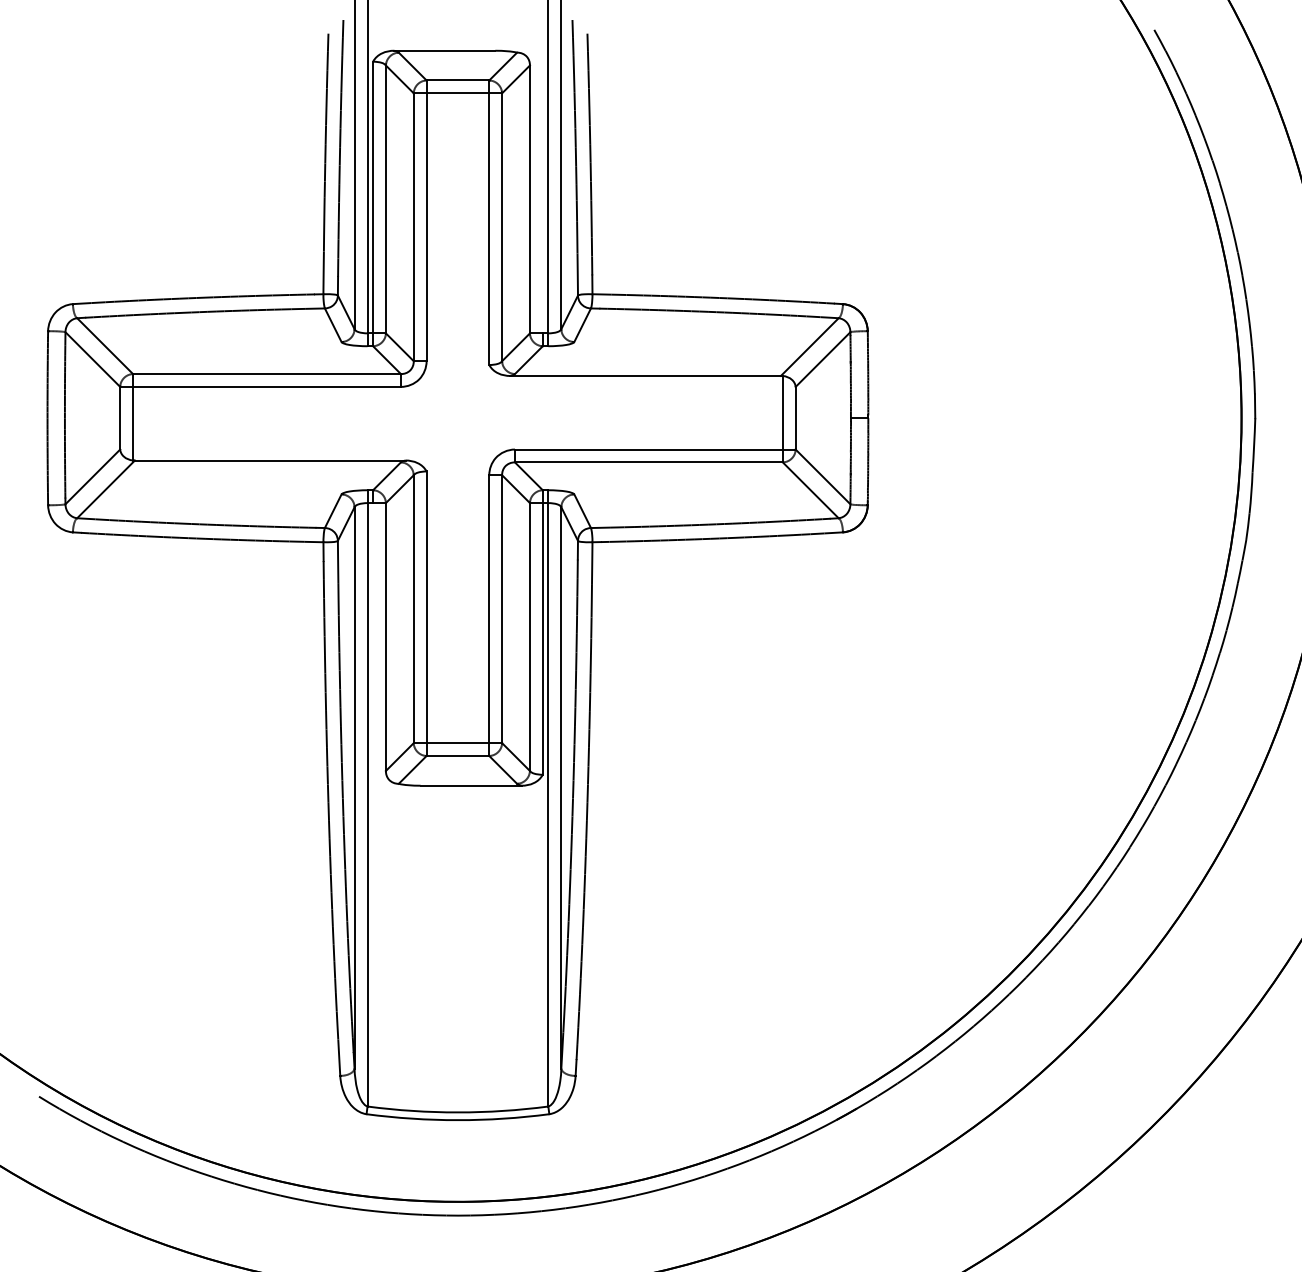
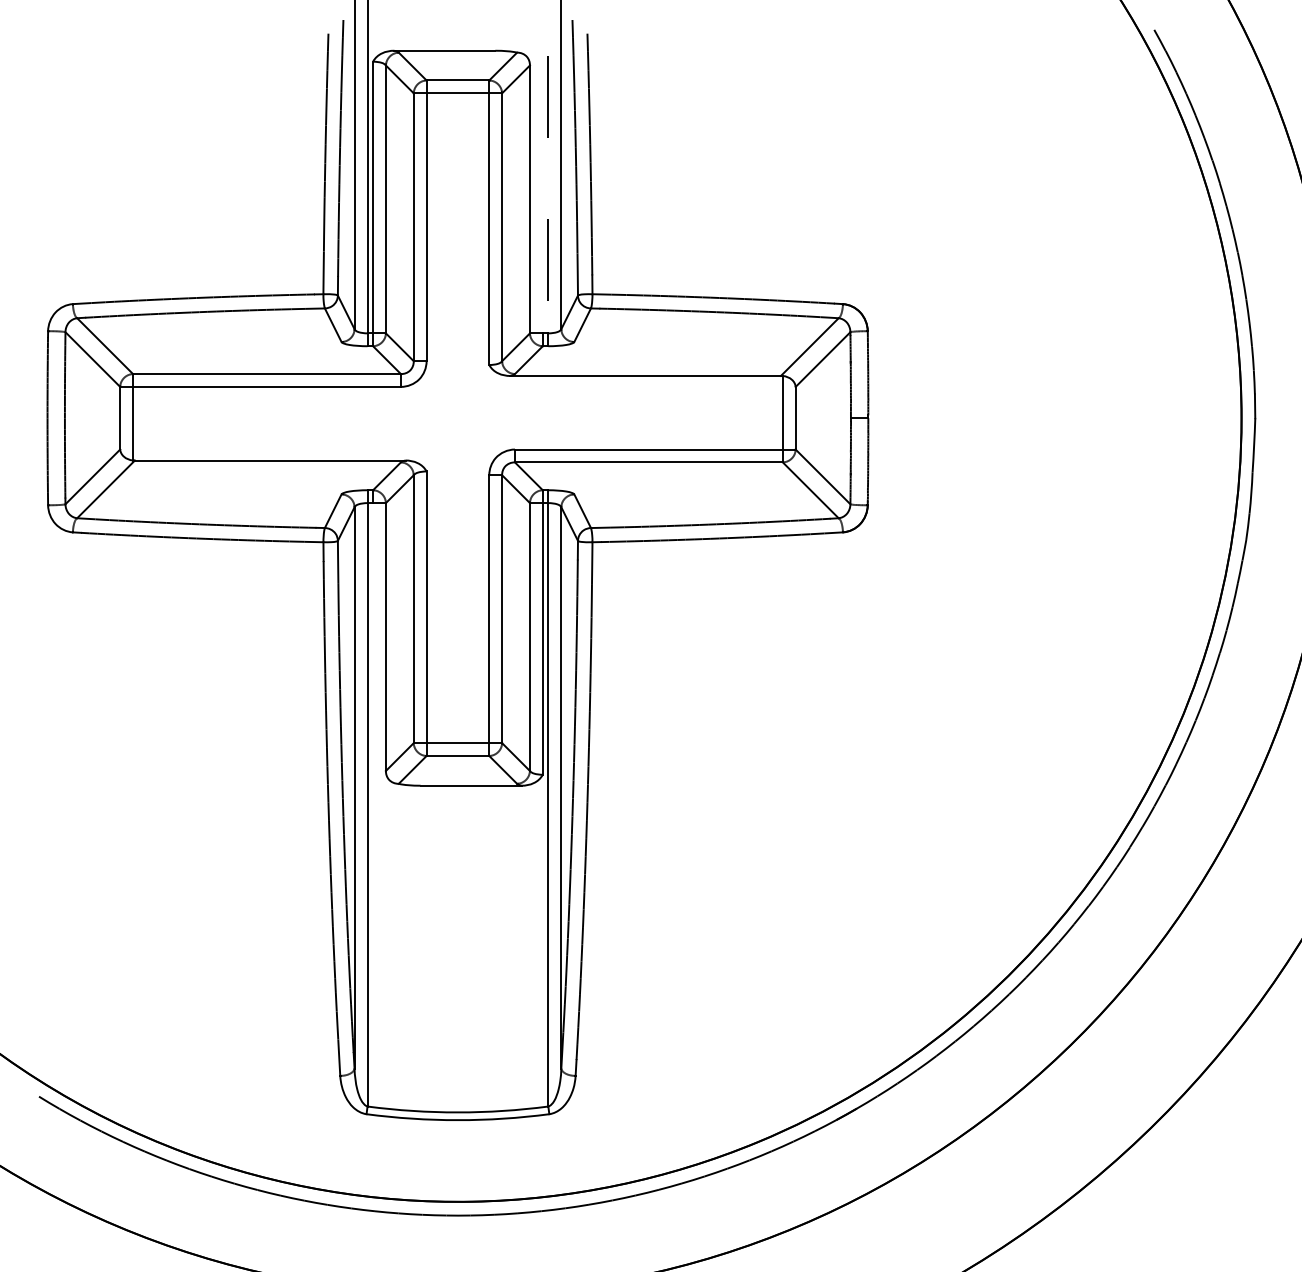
line: solid -> dashed (548, 167)
